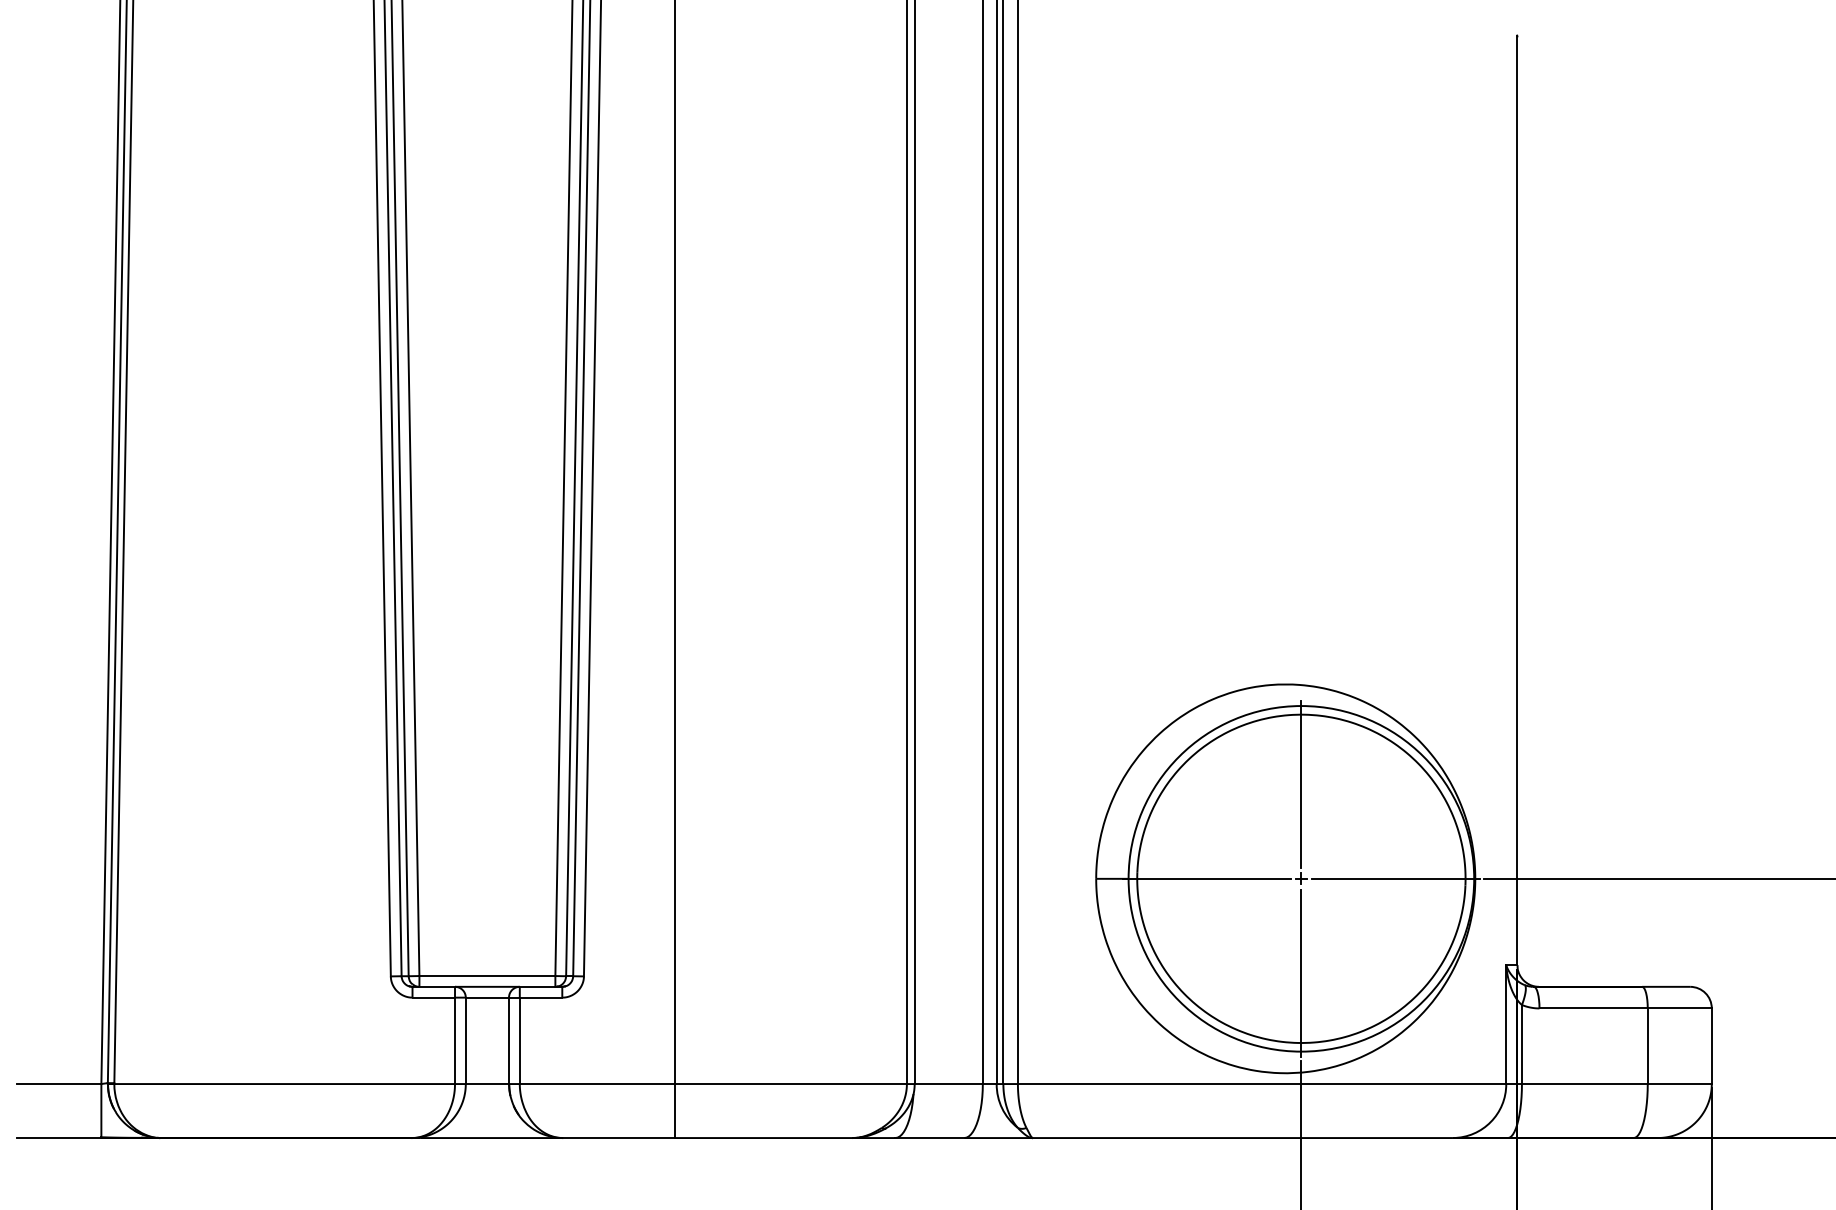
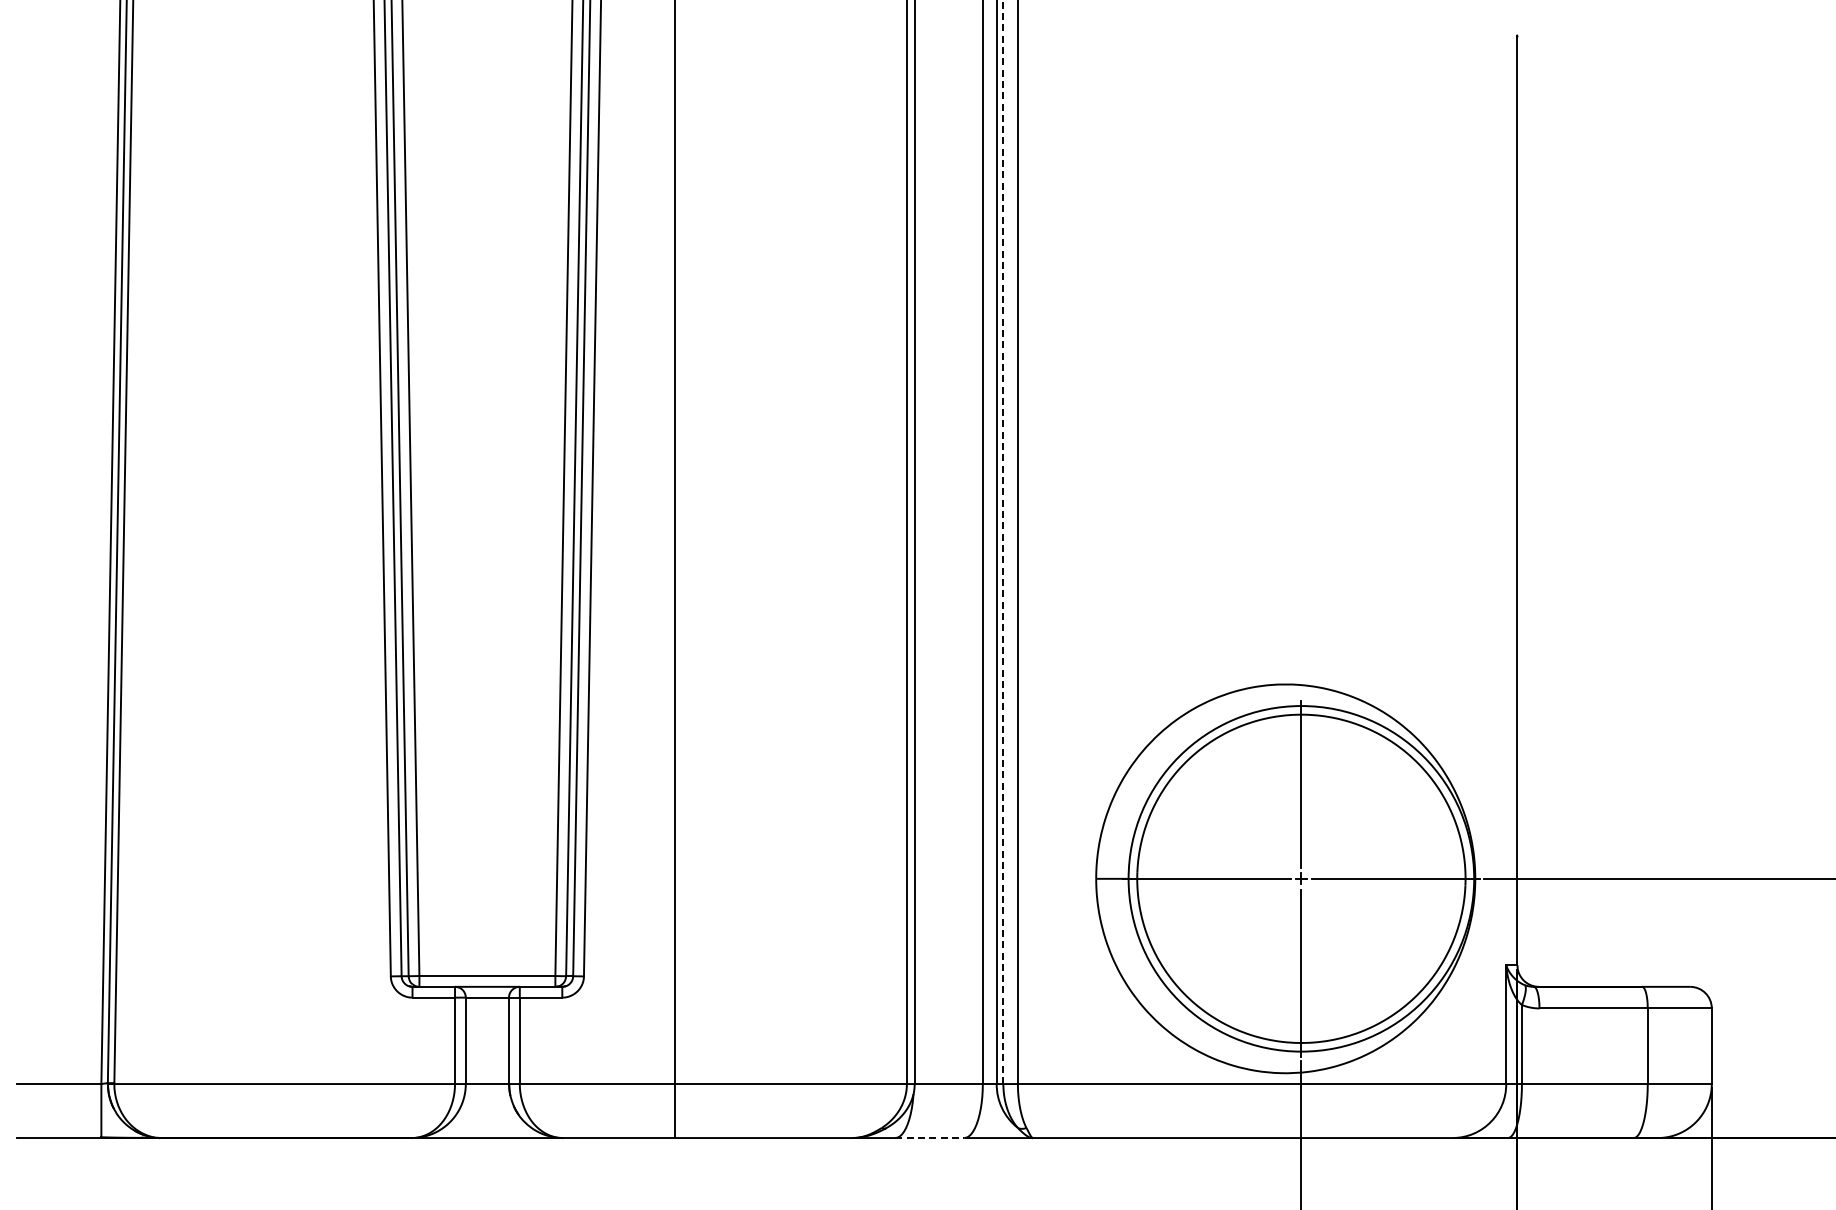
line: solid -> dashed (1003, 542)
line: solid -> dashed (929, 1138)
